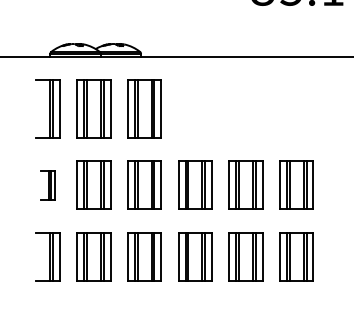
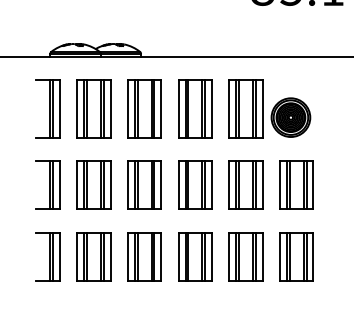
part: none -> present (195, 108)
part: none -> present (269, 108)
part size: 16x31 px -> 26x50 px (47, 184)
